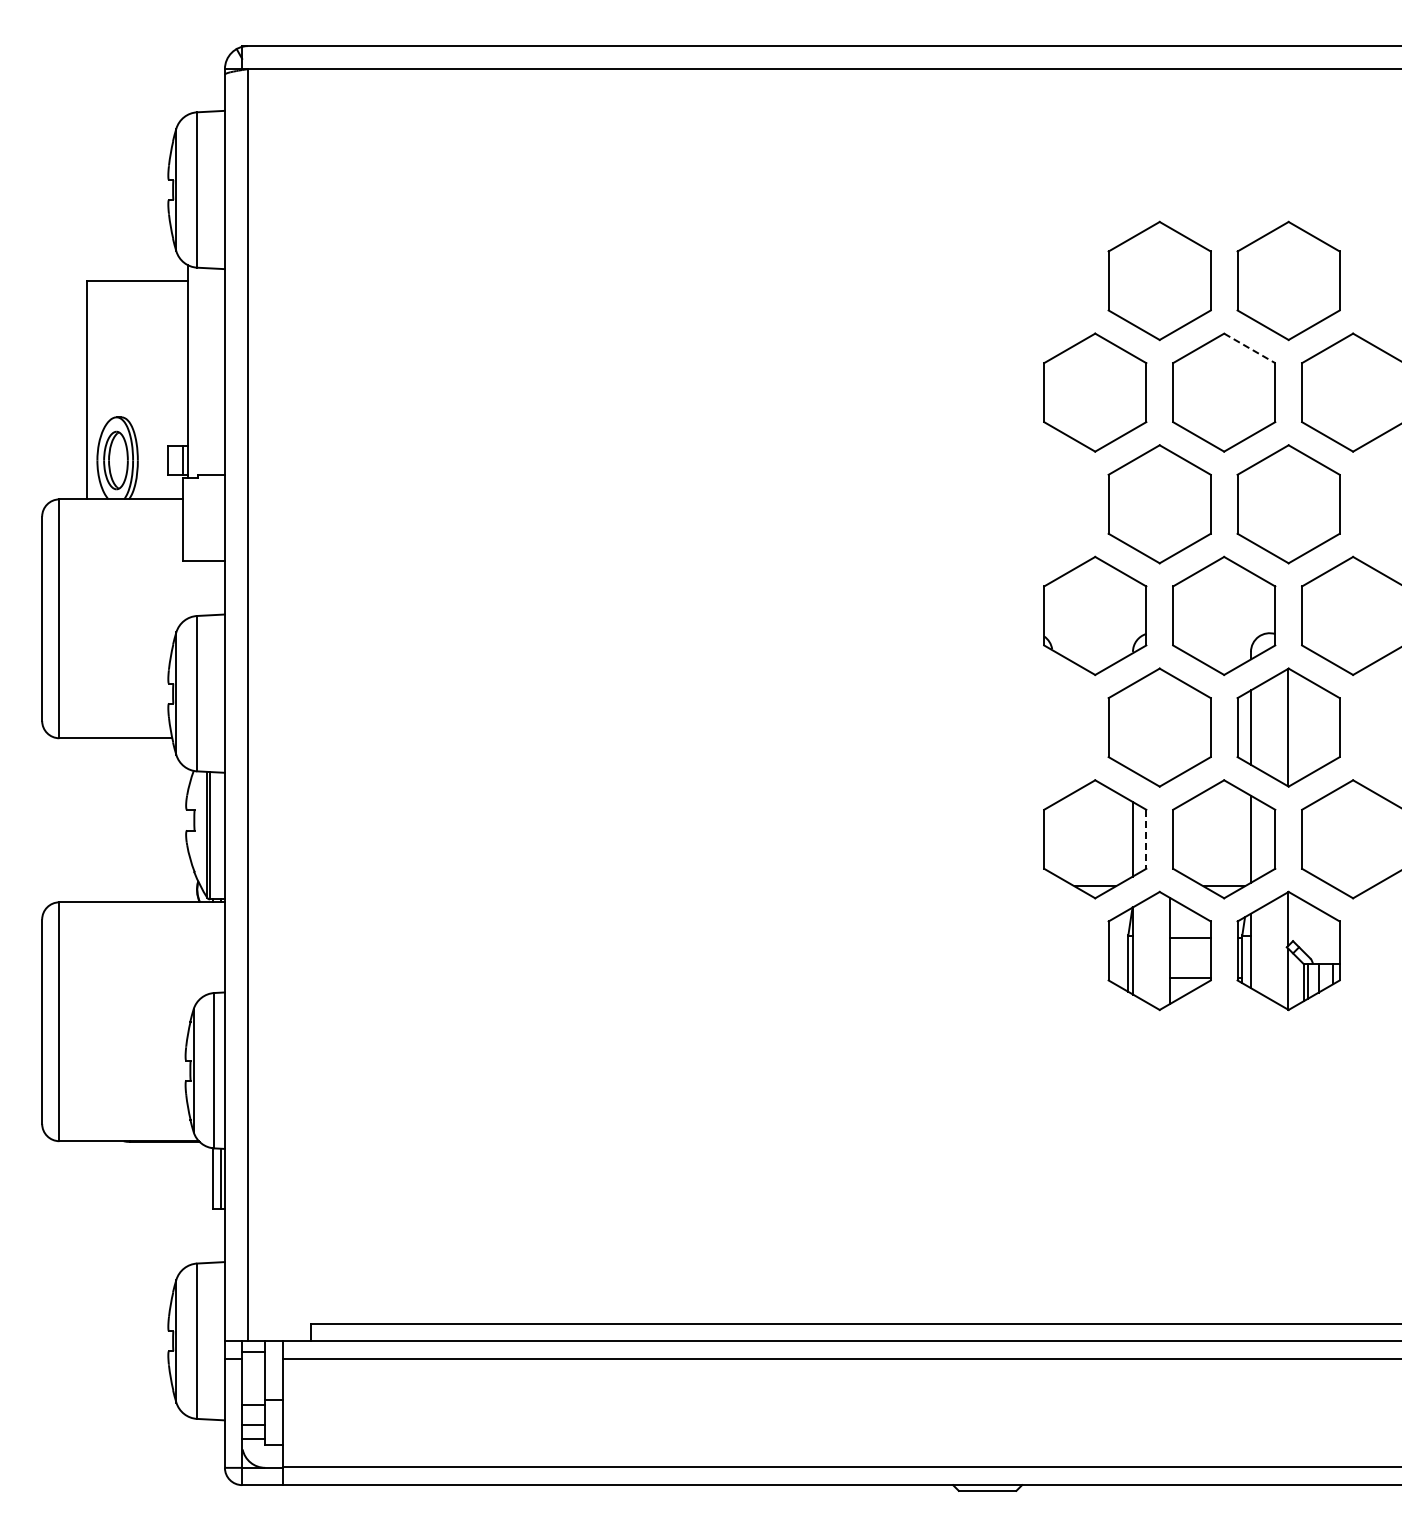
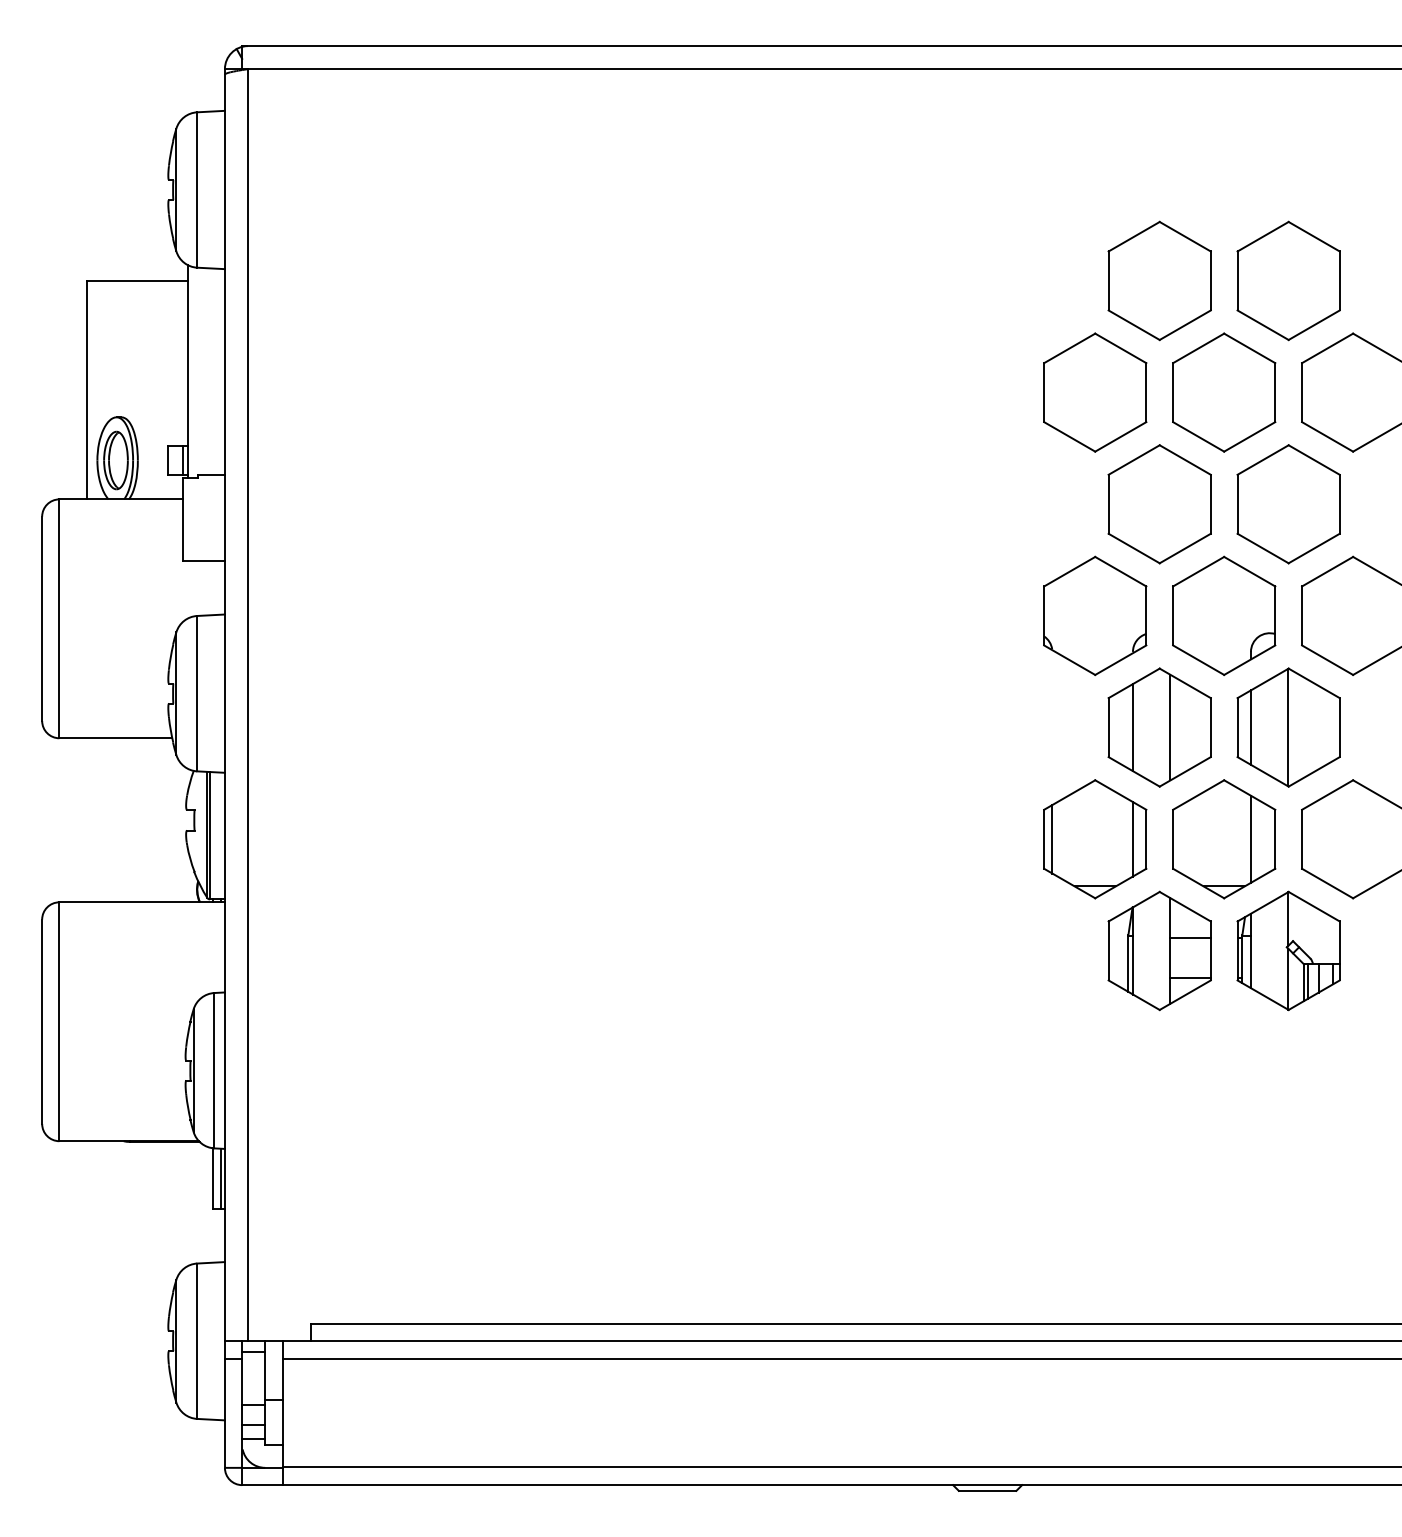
line: dashed -> solid (1250, 348)
line: none -> present (1132, 727)
line: none -> present (1170, 727)
line: none -> present (1052, 839)
line: dashed -> solid (1146, 839)
